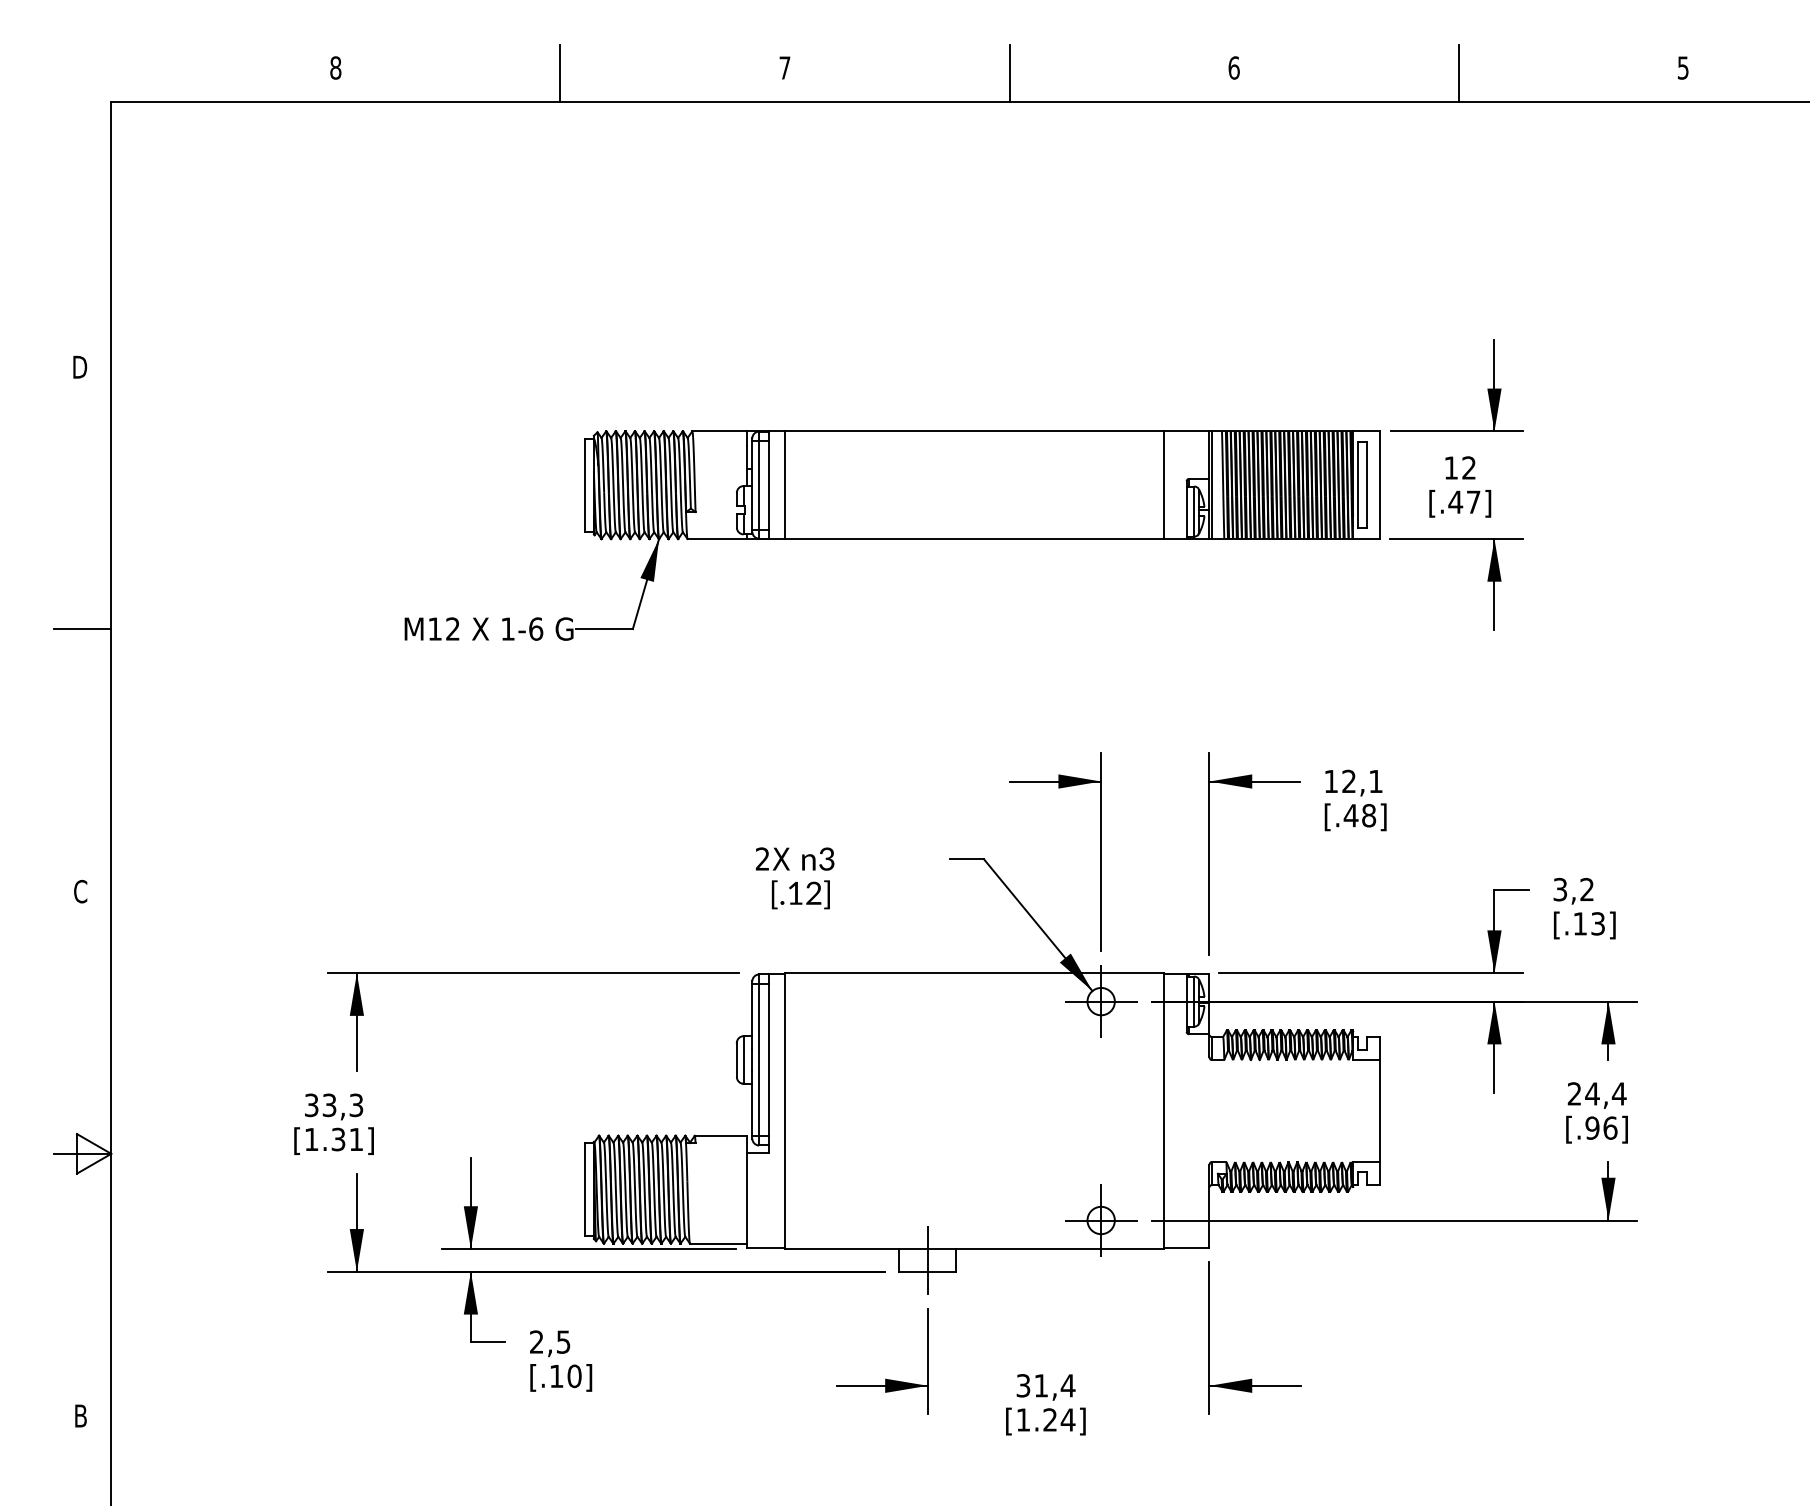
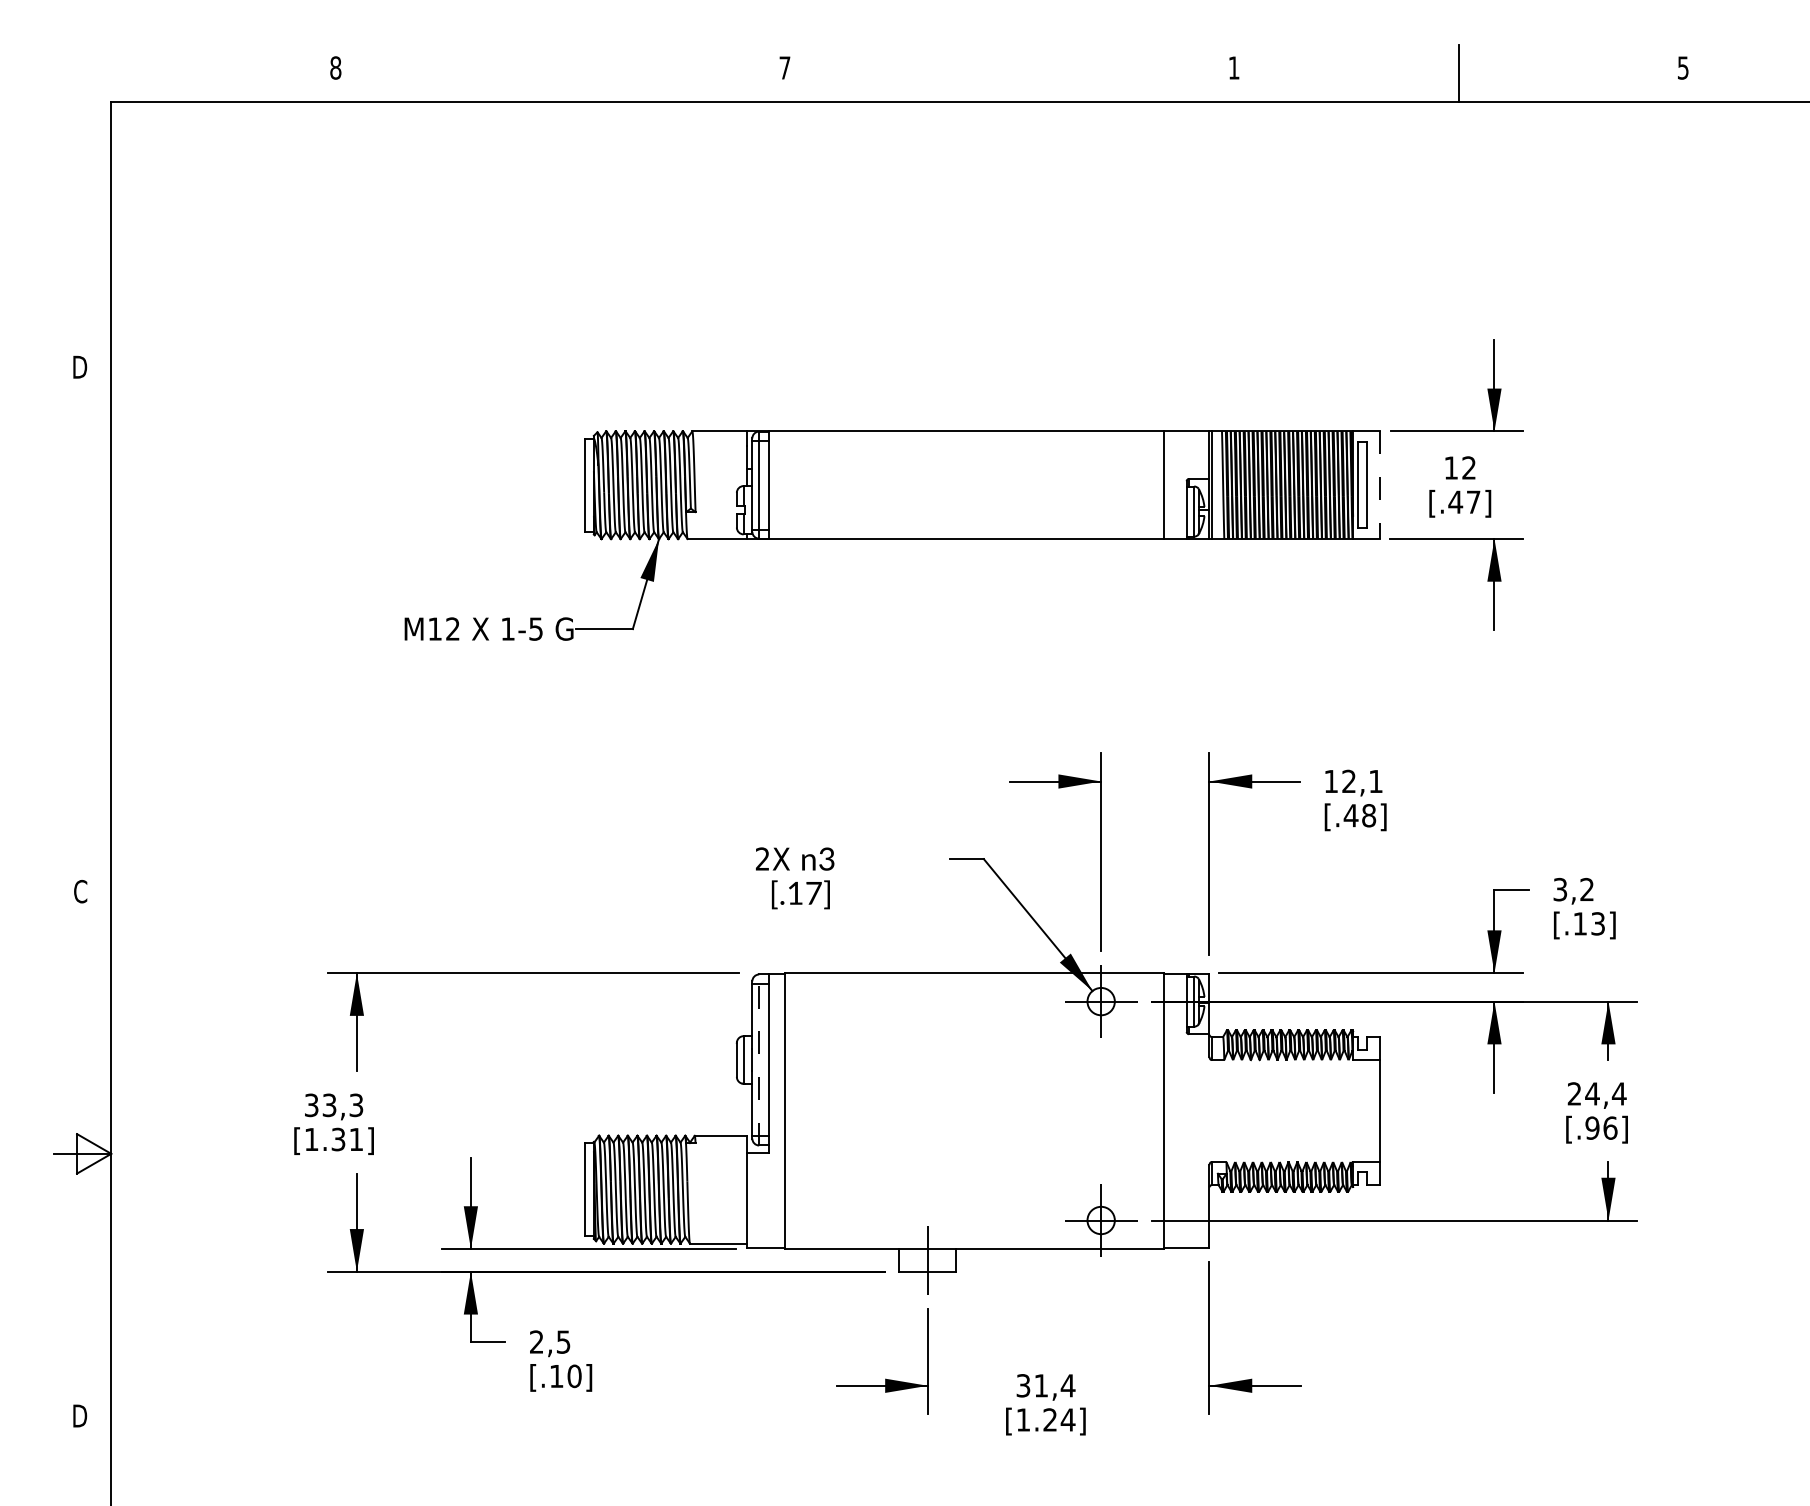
text: 6 -> 1 (1233, 67)
line: present -> none (560, 73)
line: present -> none (1009, 73)
line: present -> none (785, 484)
line: solid -> dashed (1380, 485)
text: 1-6 -> 1-5 (536, 628)
line: present -> none (82, 629)
text: [.12] -> [.17] (813, 892)
line: solid -> dashed (759, 1059)
text: B -> D (80, 1415)
